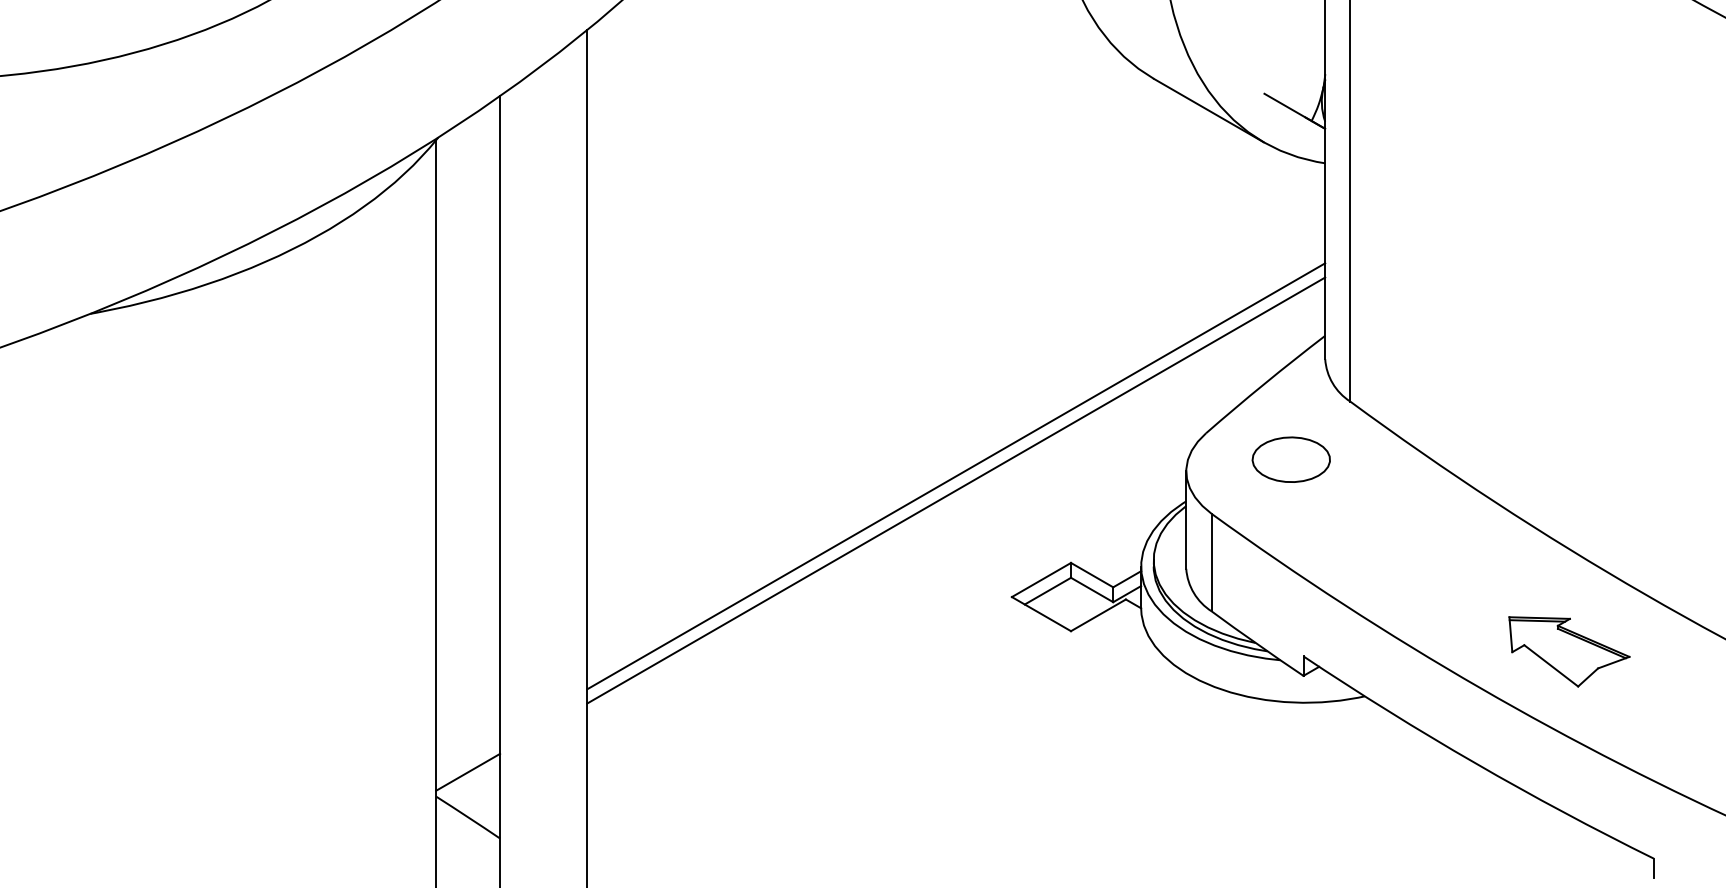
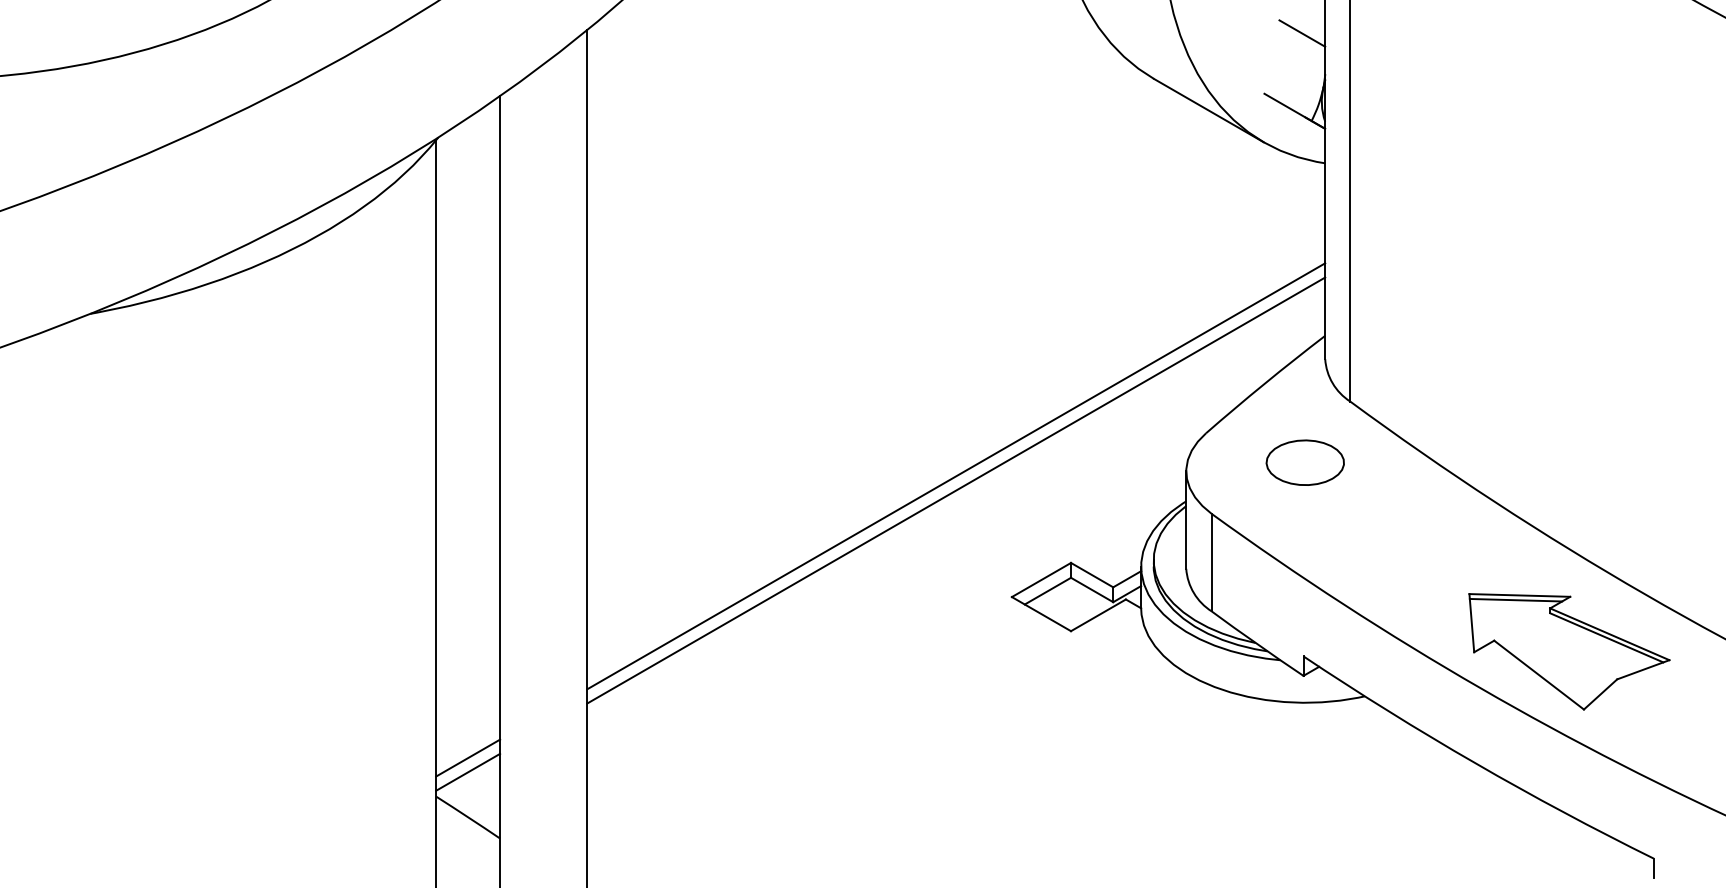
line: none -> present (1302, 33)
part position: (1290, 459) -> (1304, 462) (1304, 462)
part size: 123x72 px -> 203x118 px (1569, 651)
line: none -> present (468, 757)
